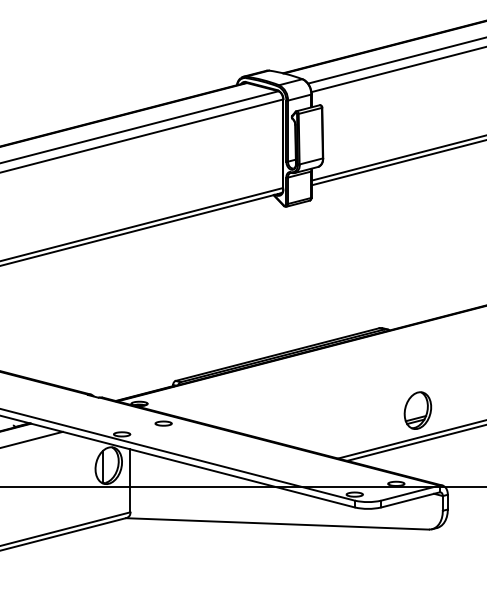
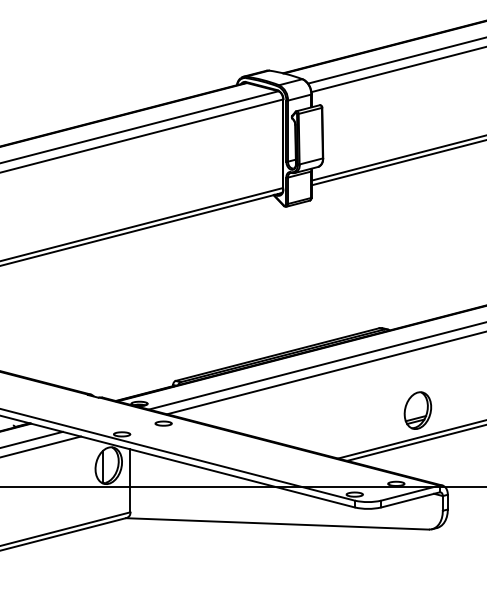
line: none -> present (315, 365)
line: none -> present (325, 373)
line: none -> present (41, 446)
